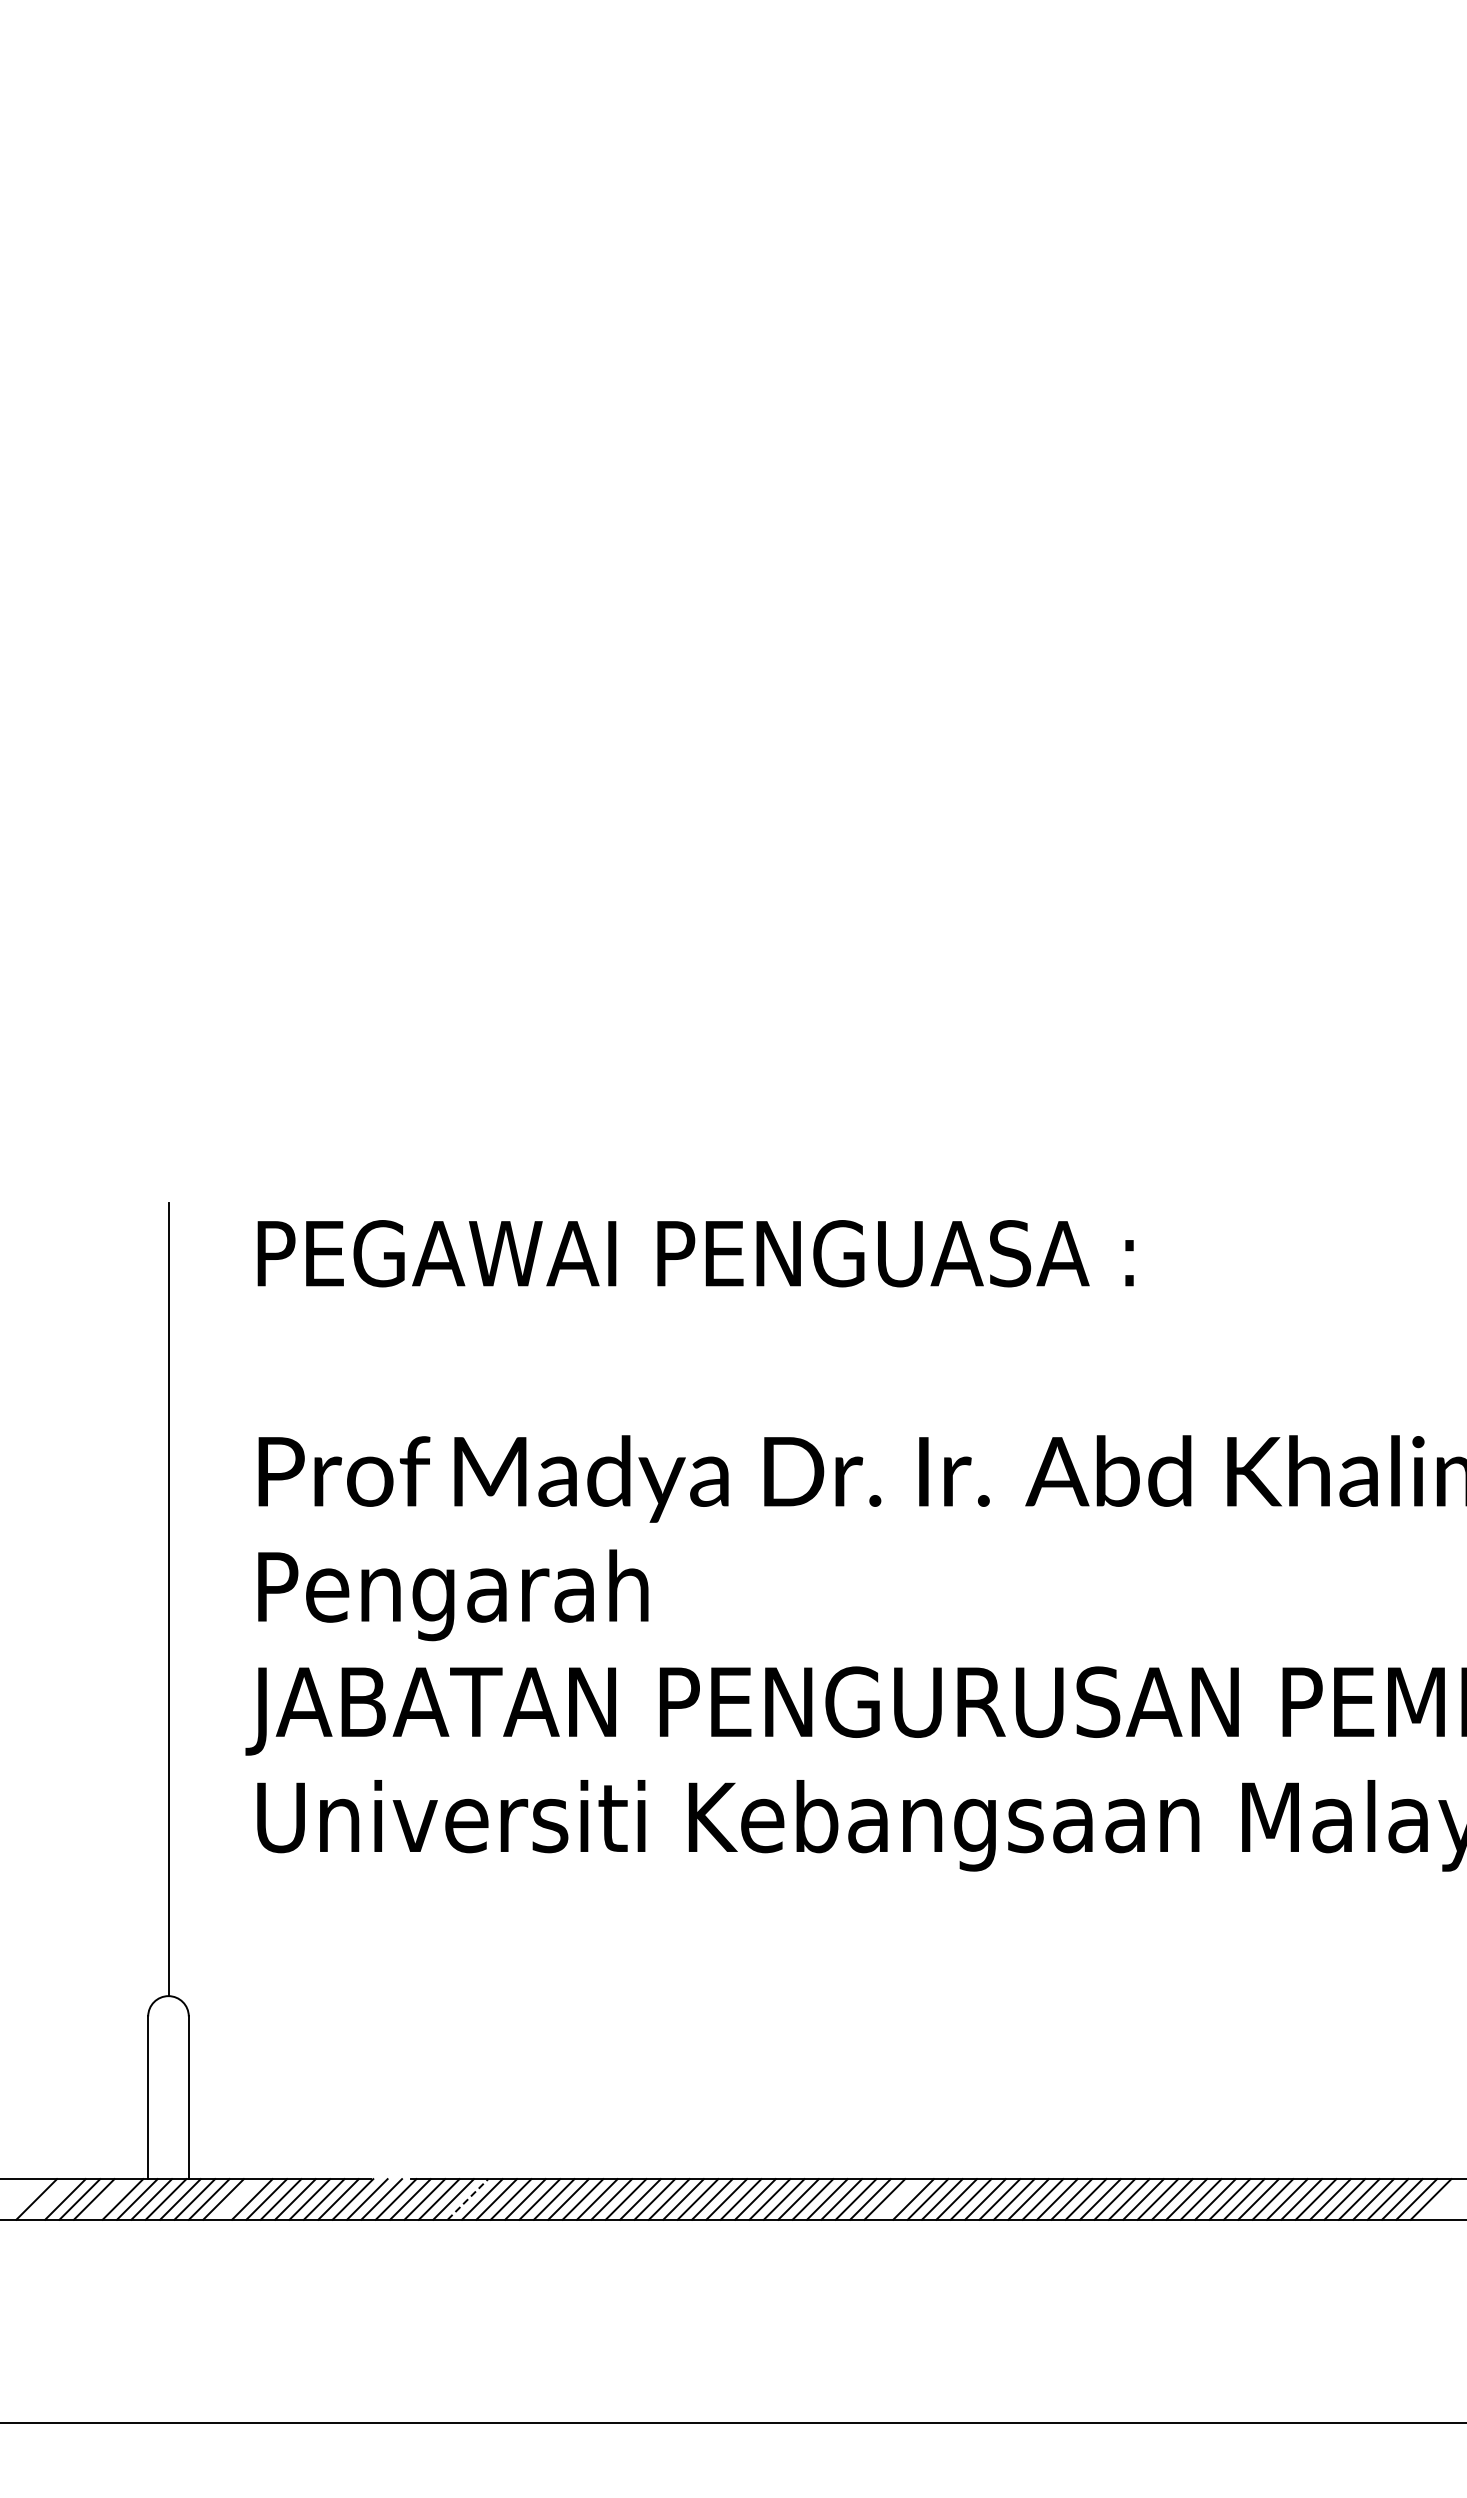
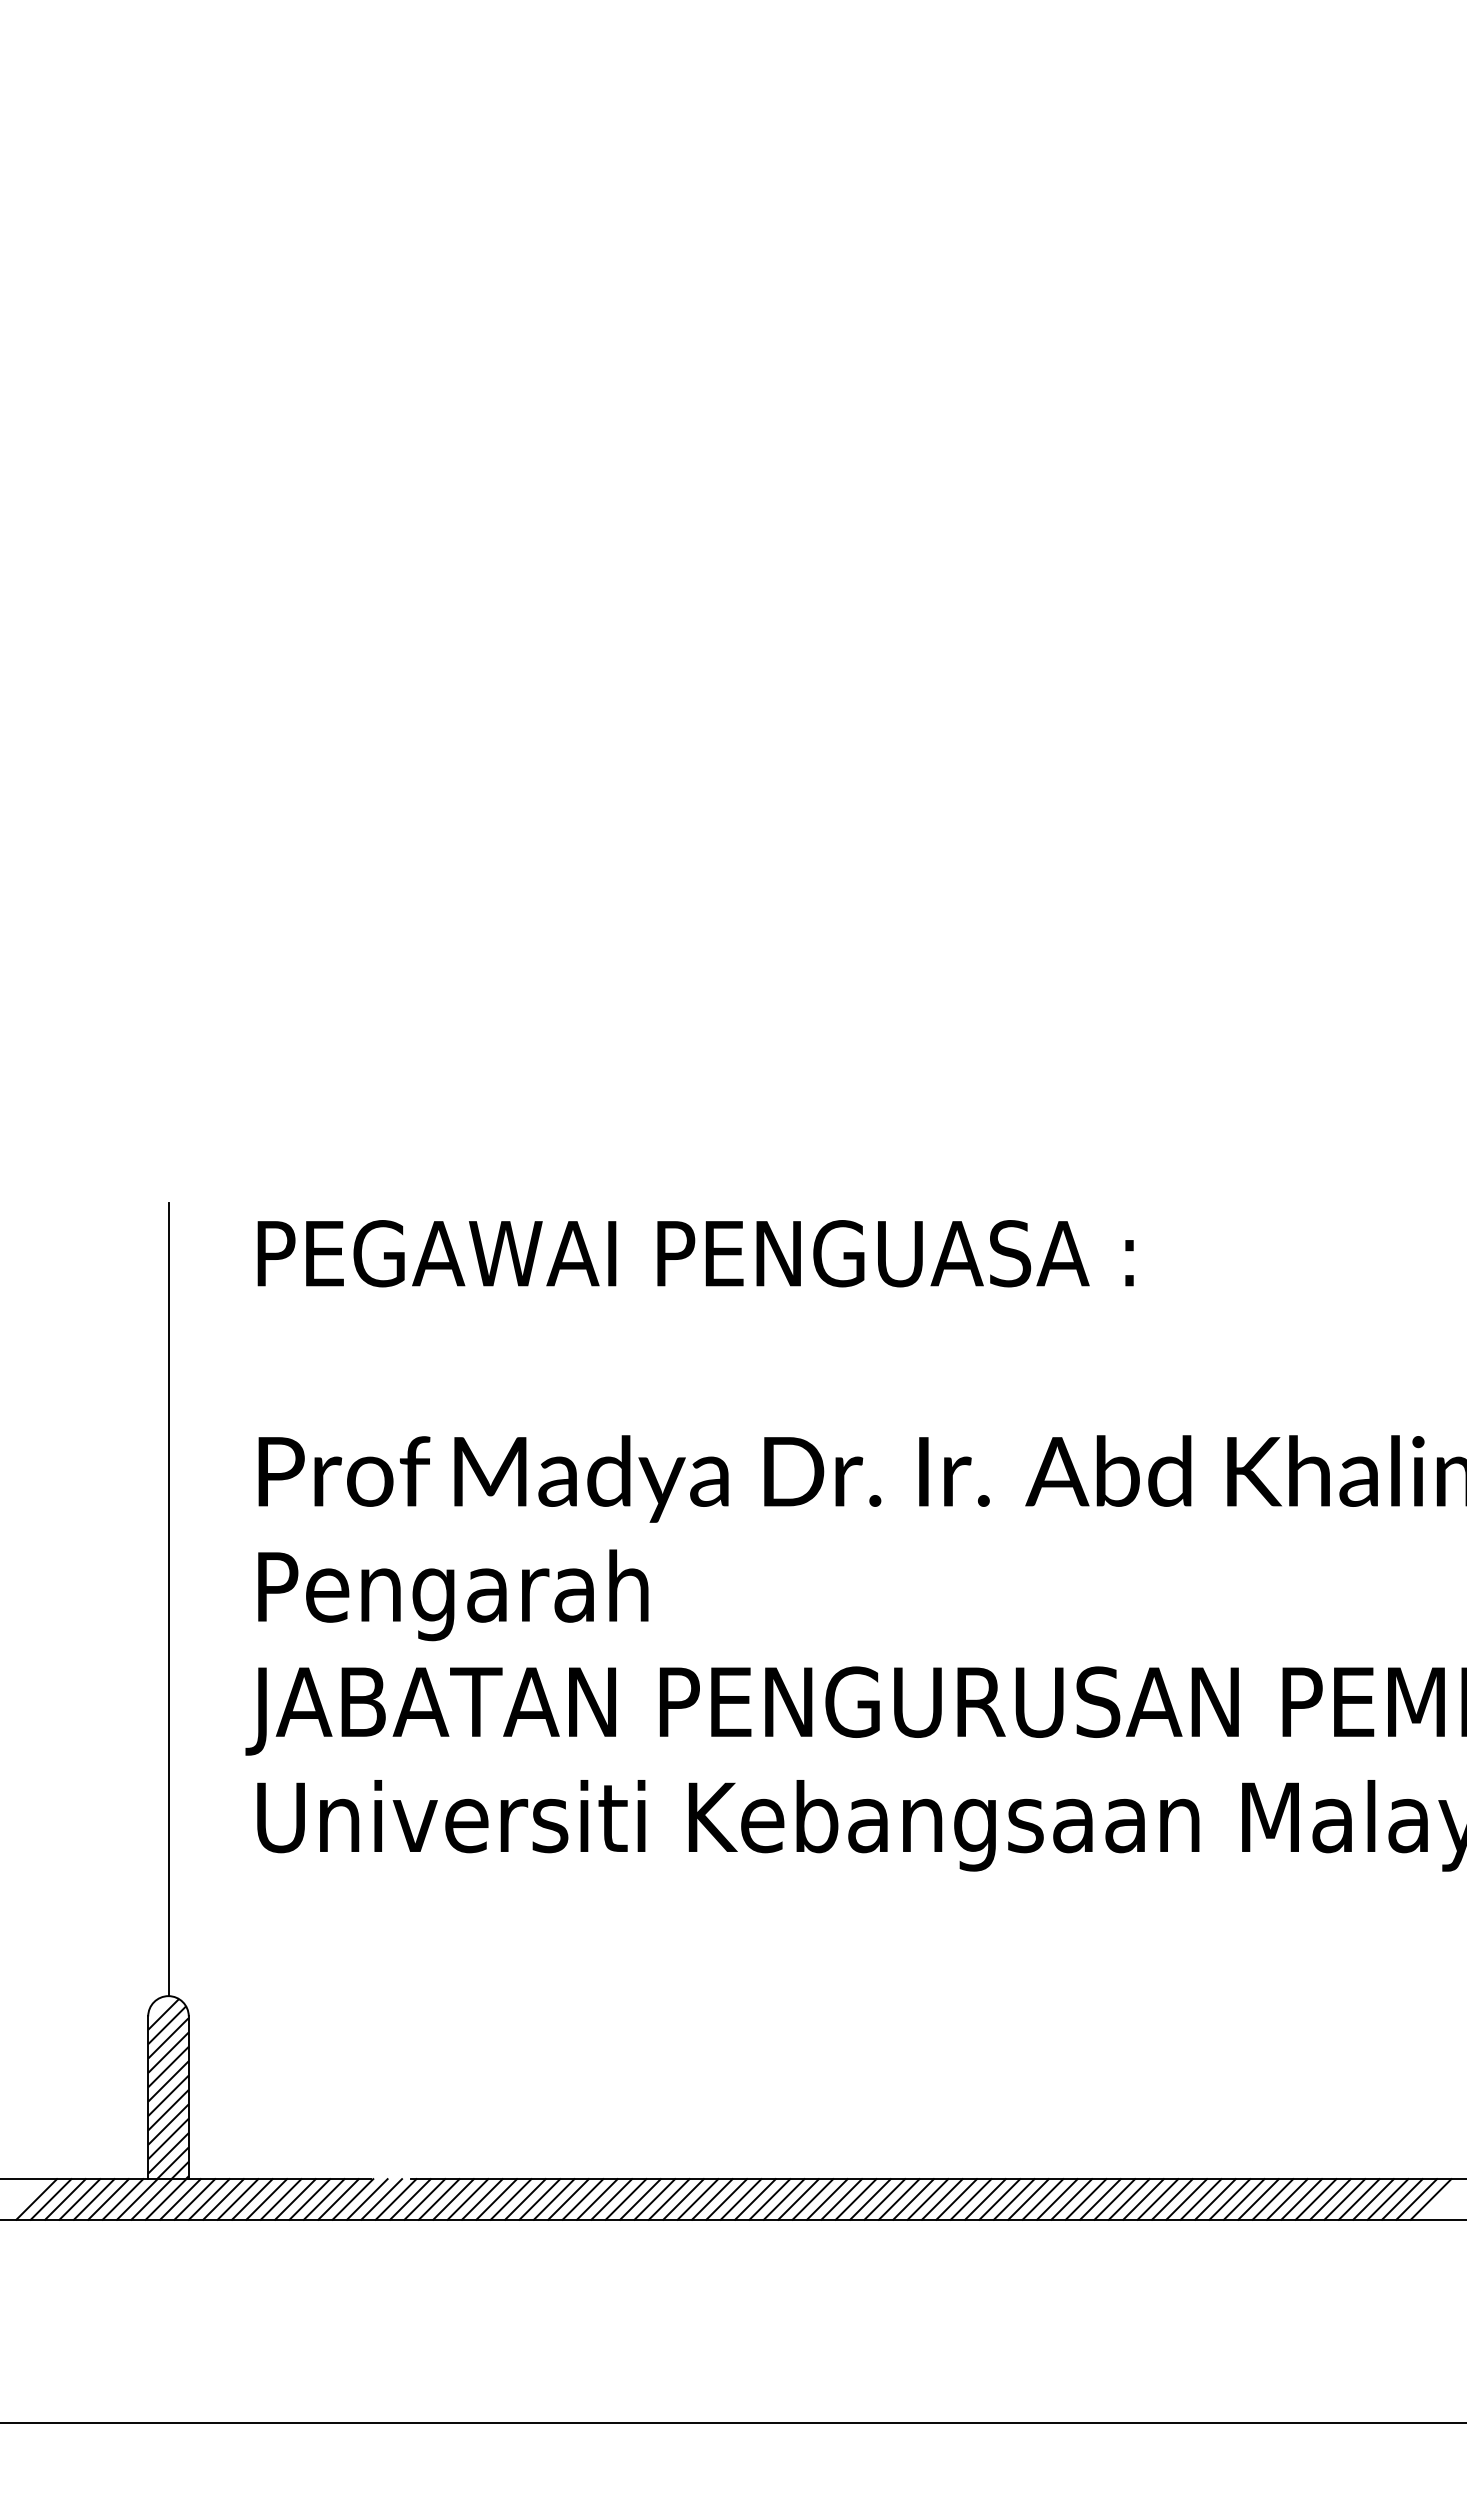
hatch: none -> present (168, 2089)
line: none -> present (50, 2199)
line: none -> present (108, 2199)
line: none -> present (237, 2199)
line: dashed -> solid (467, 2199)
line: none -> present (898, 2199)
